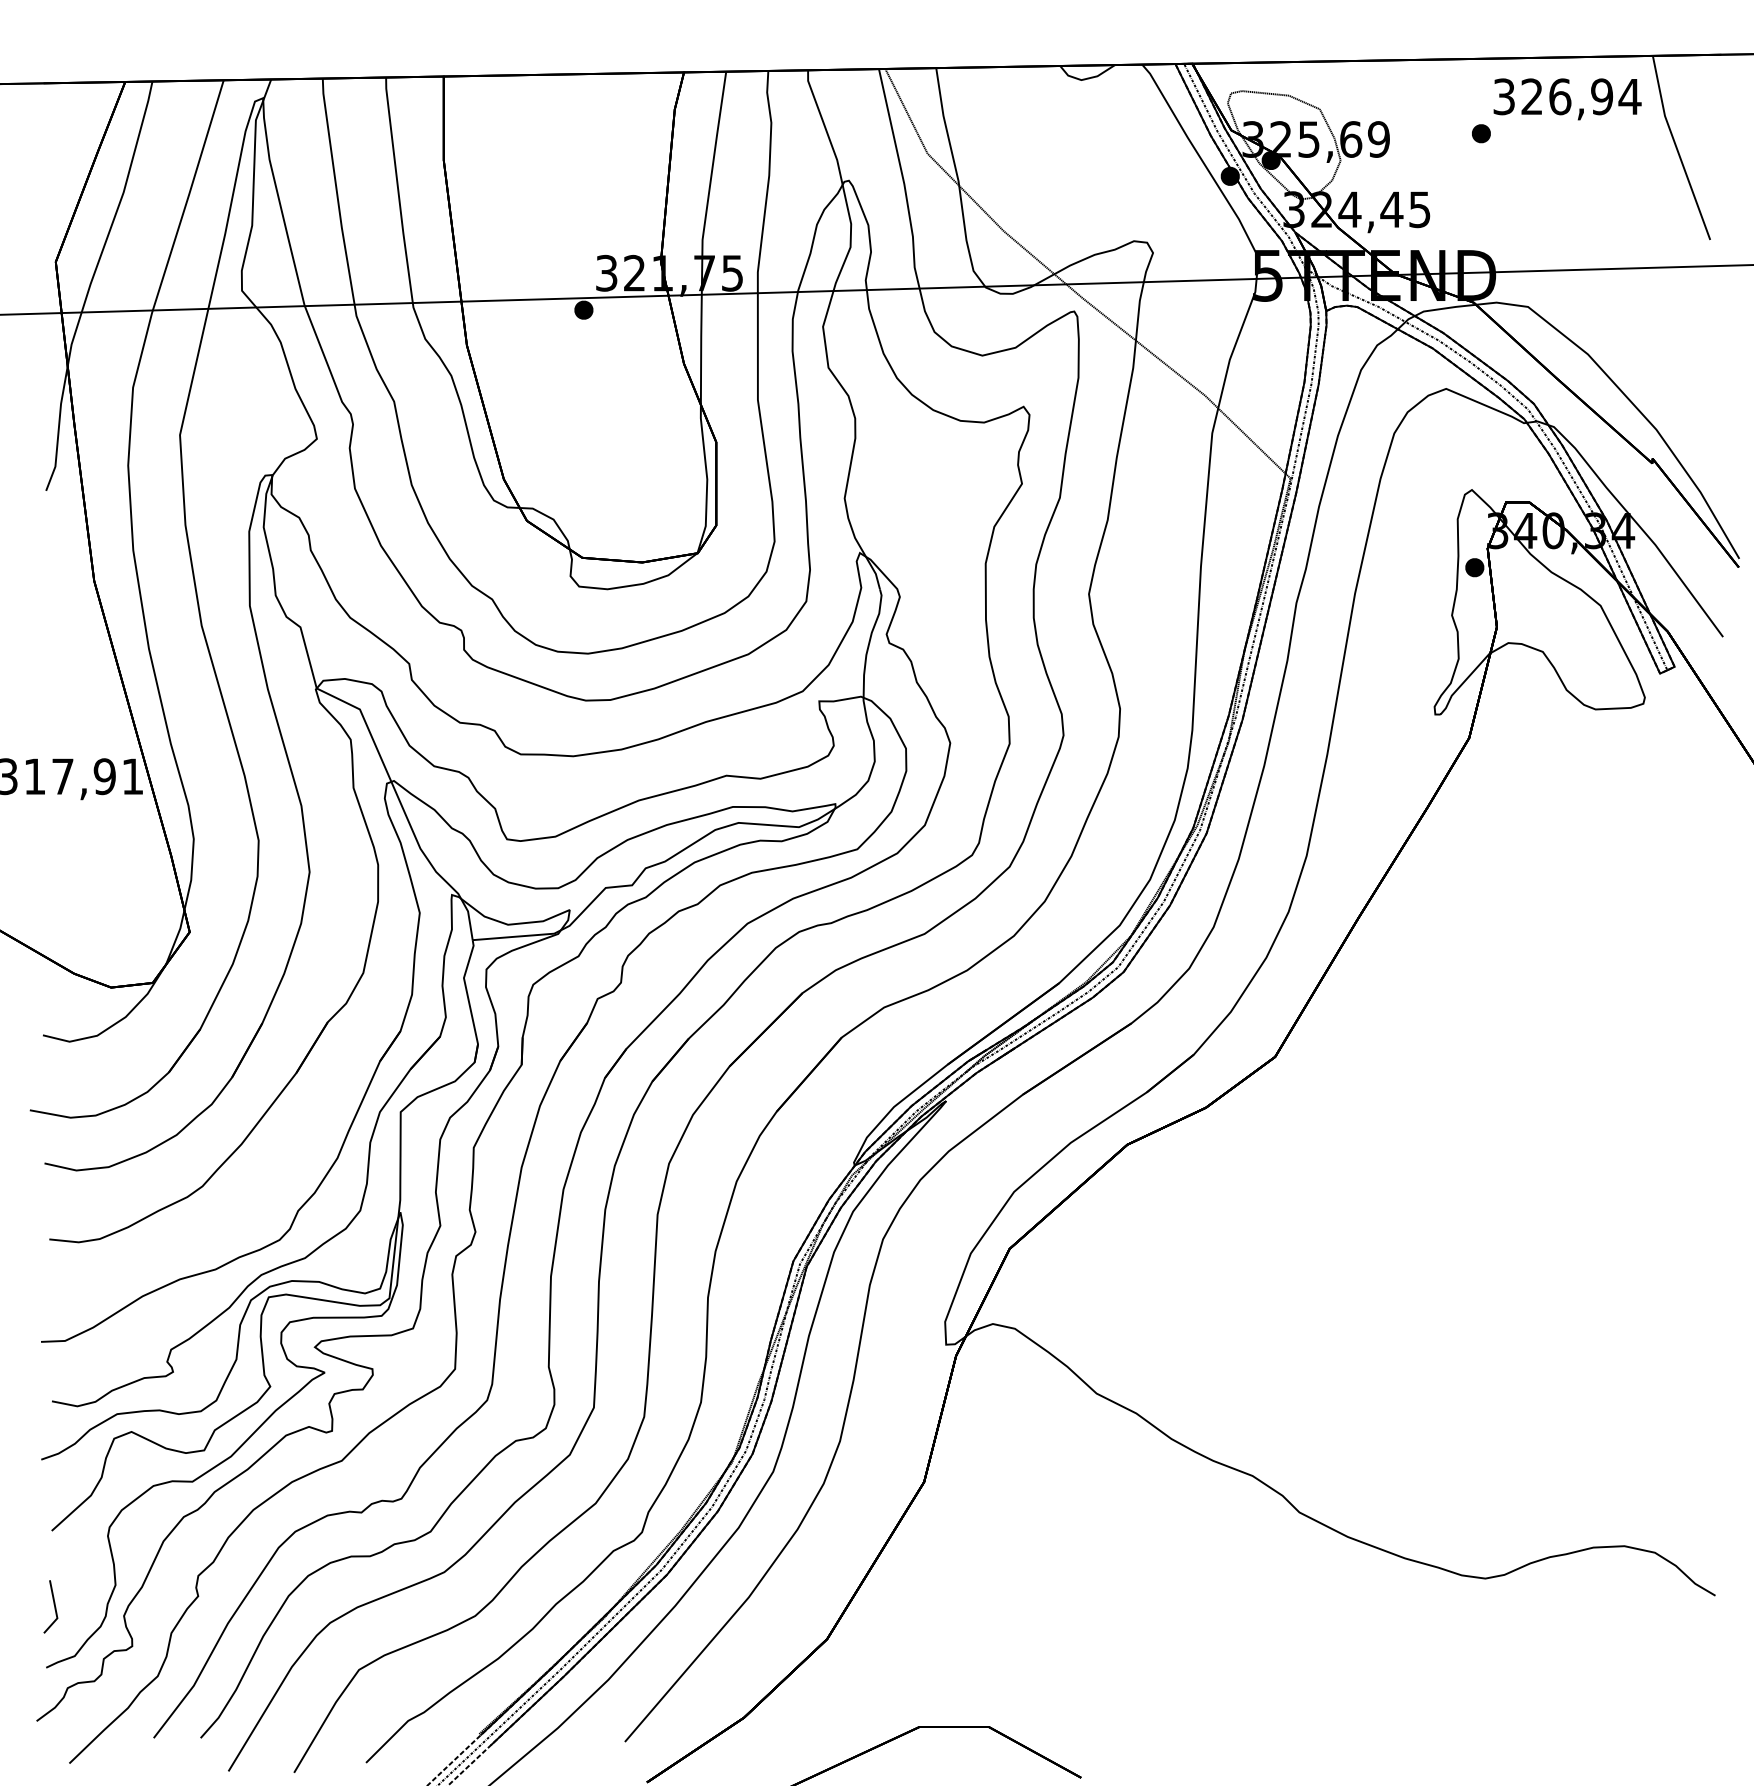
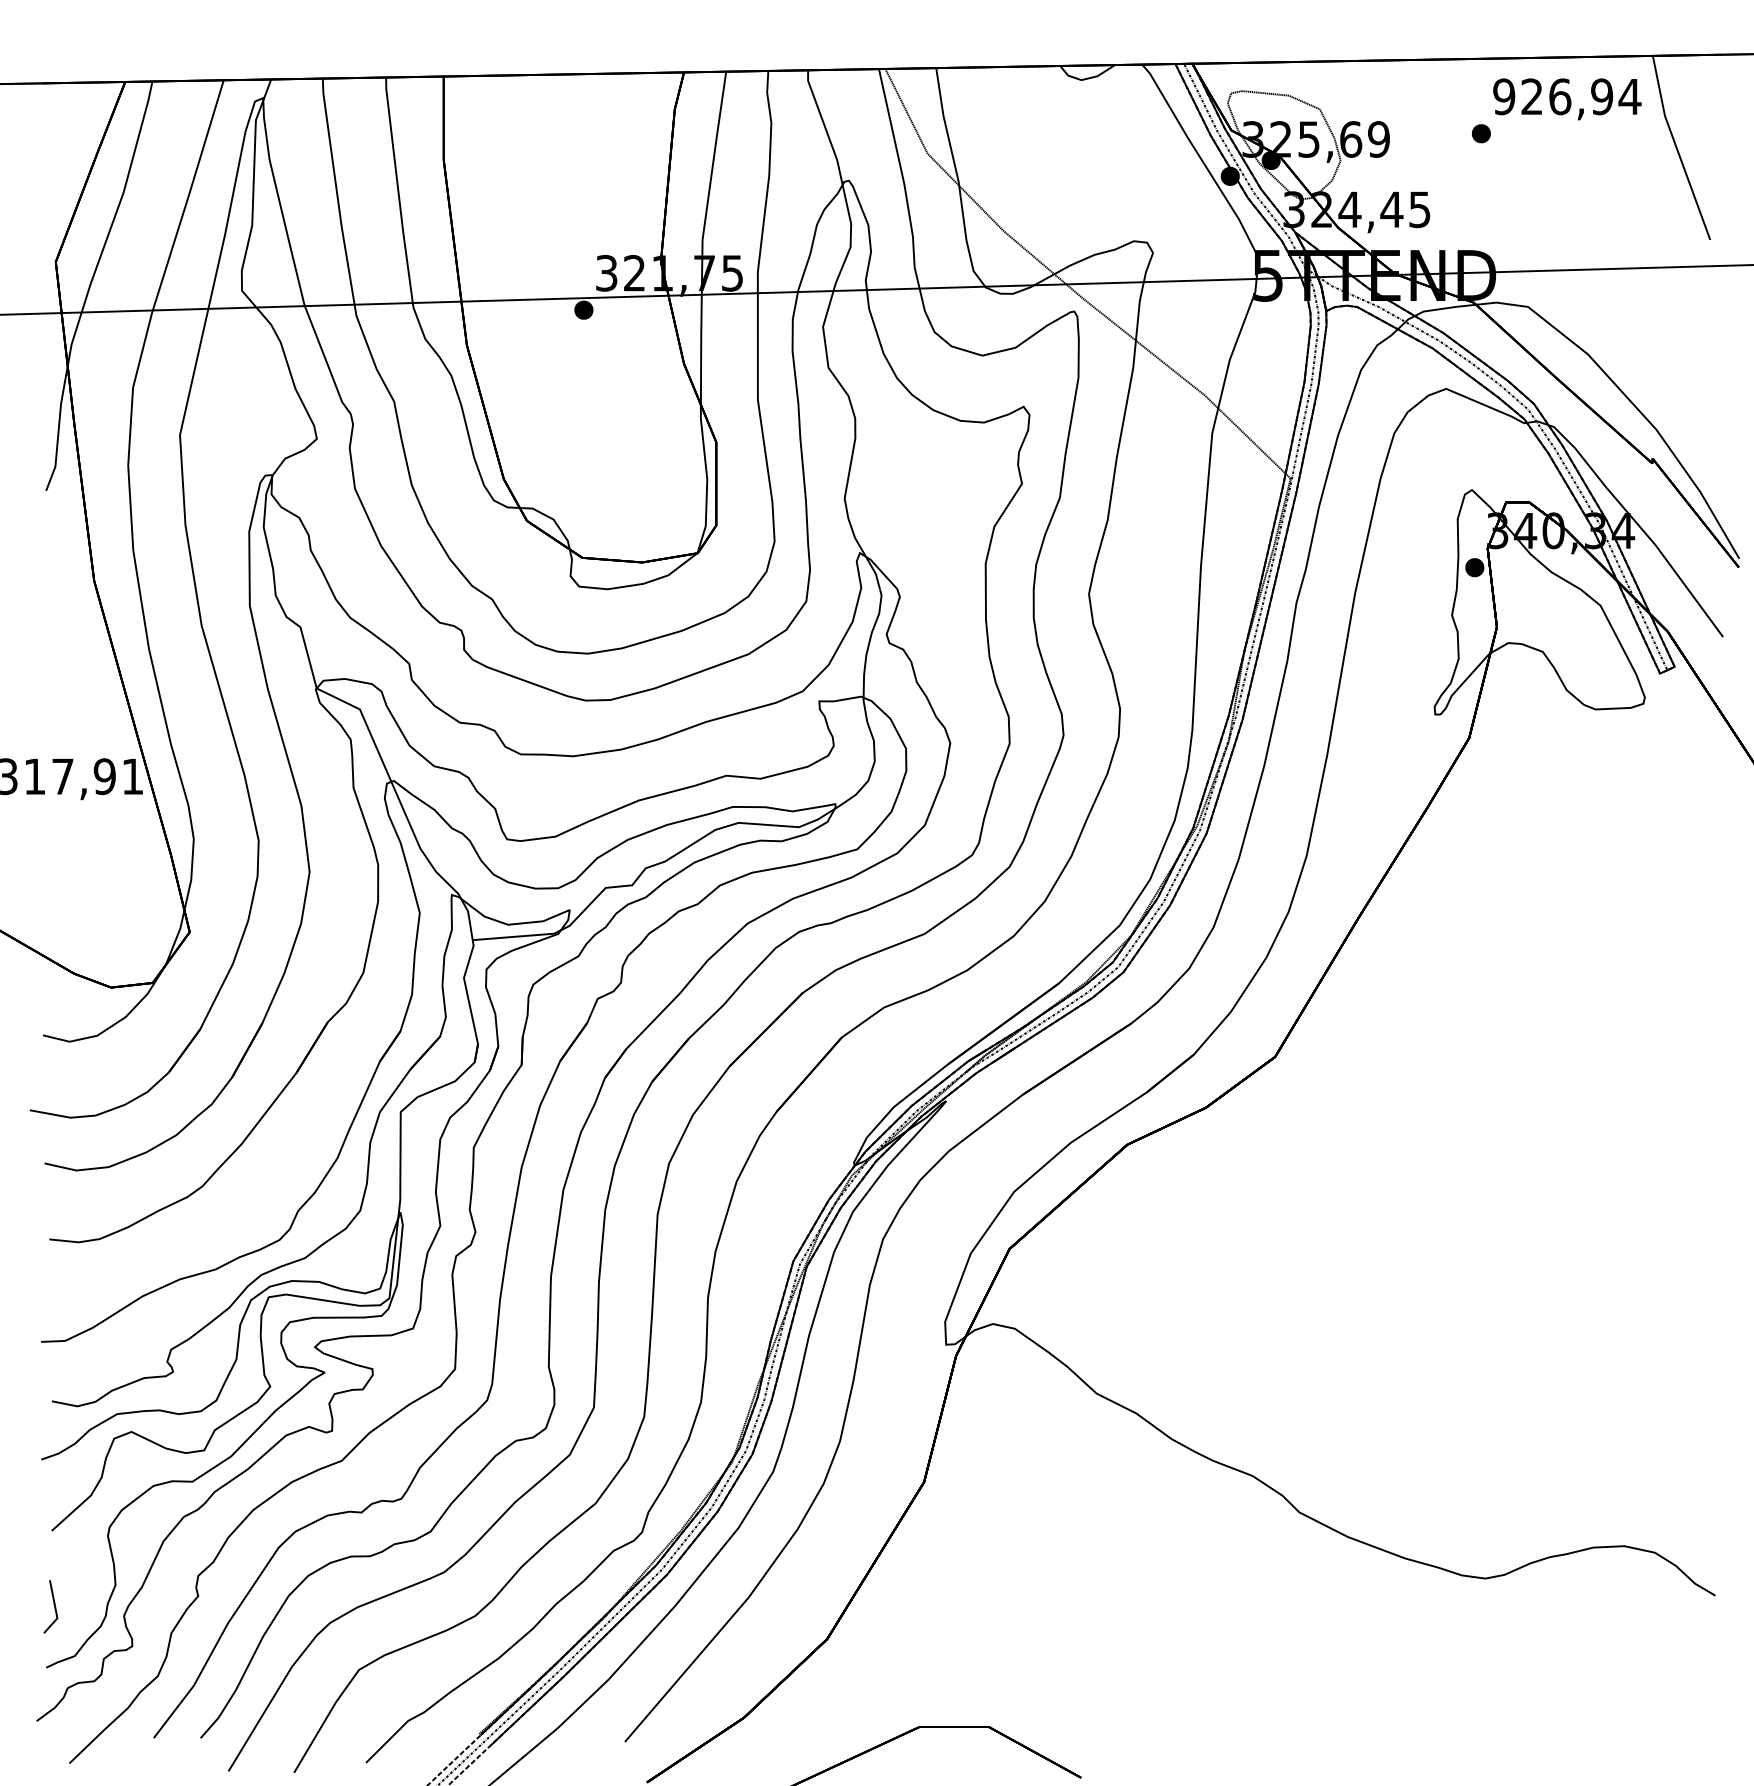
text: 326,94 -> 926,94 (1504, 96)
